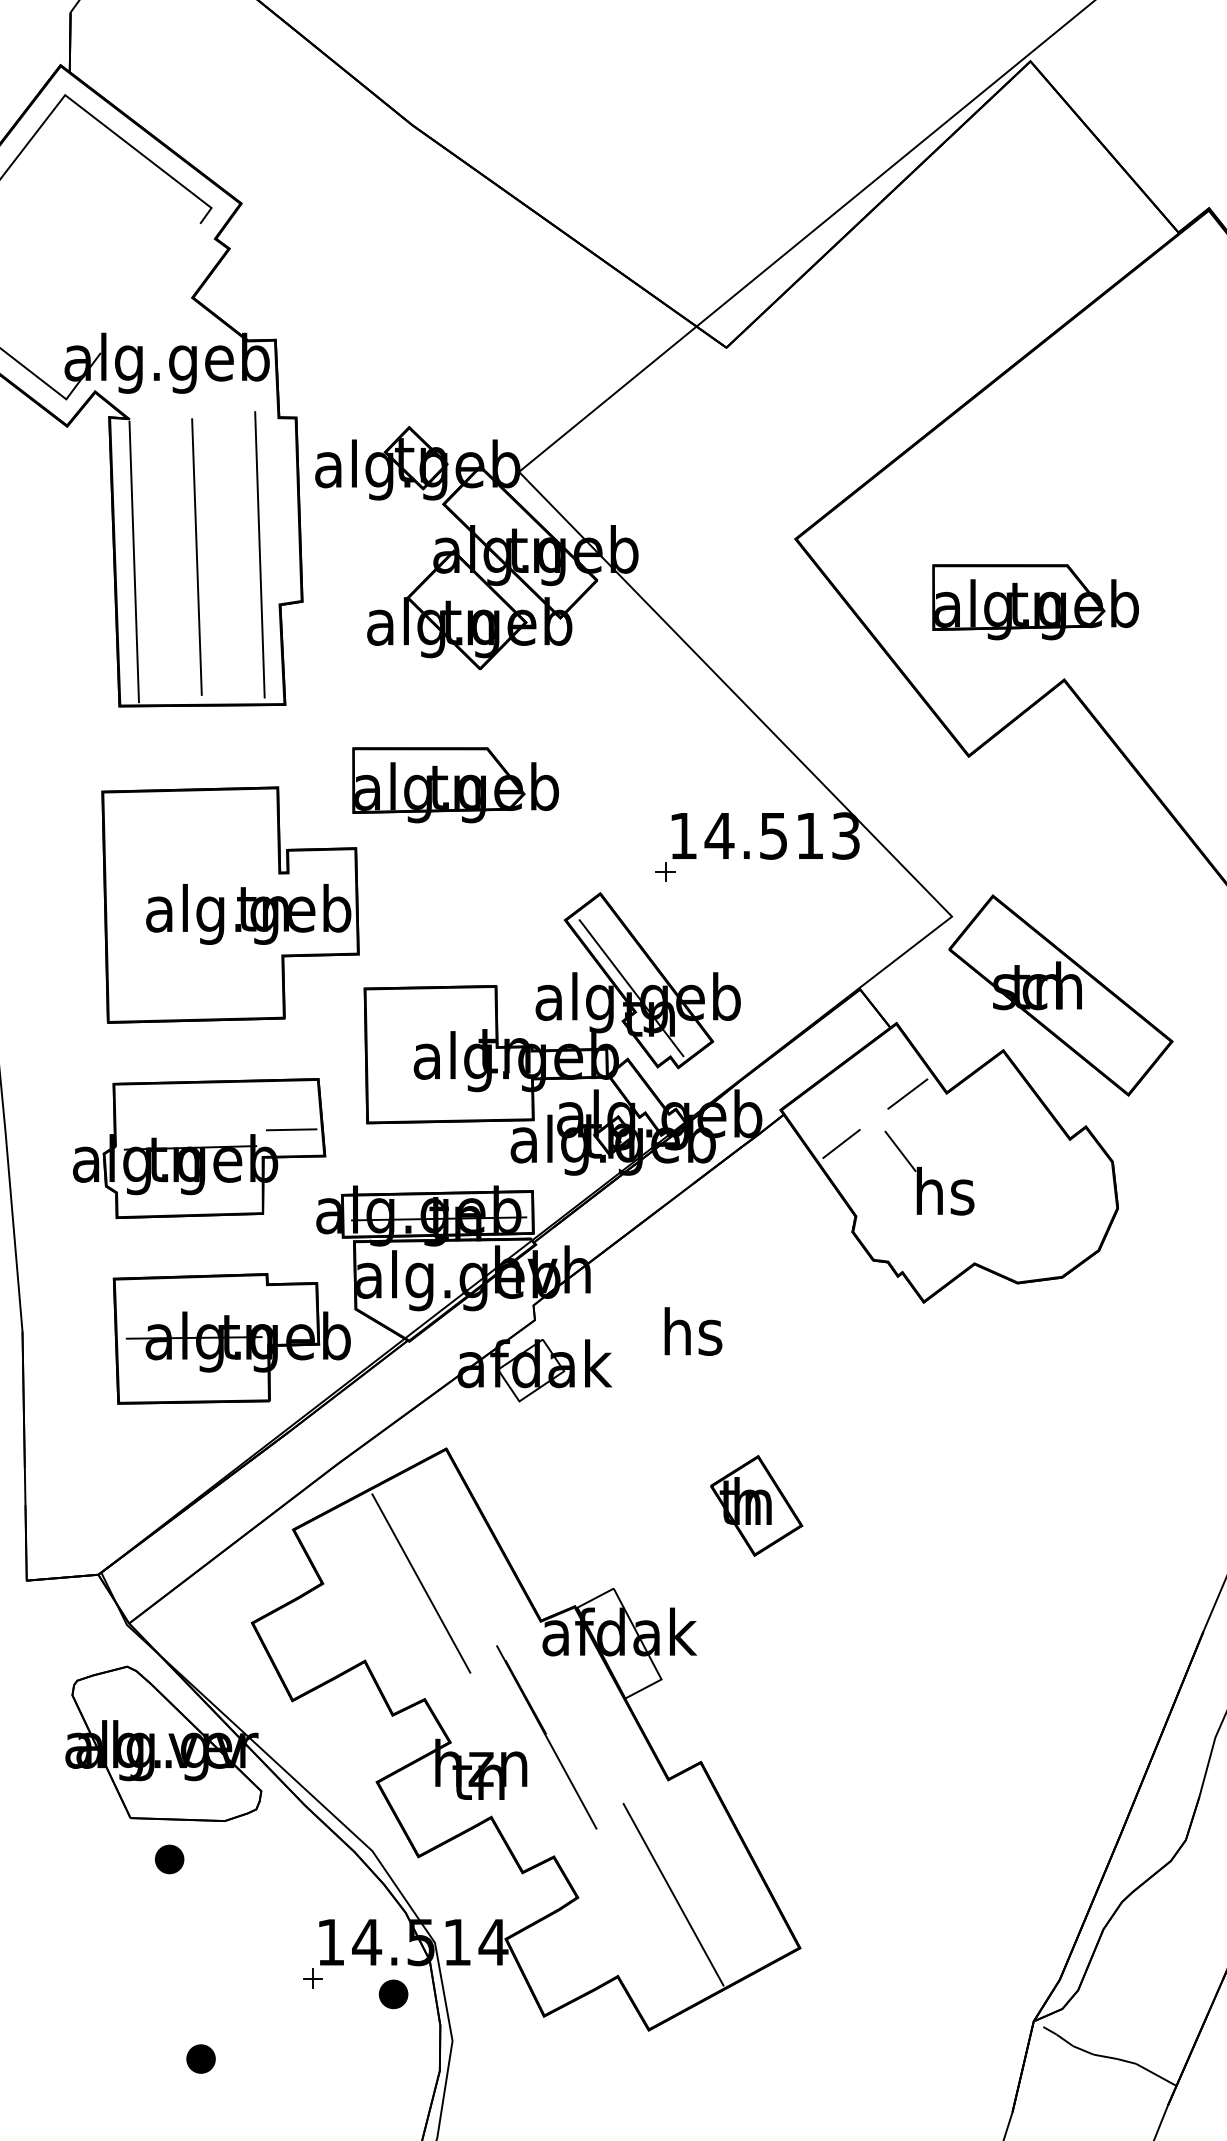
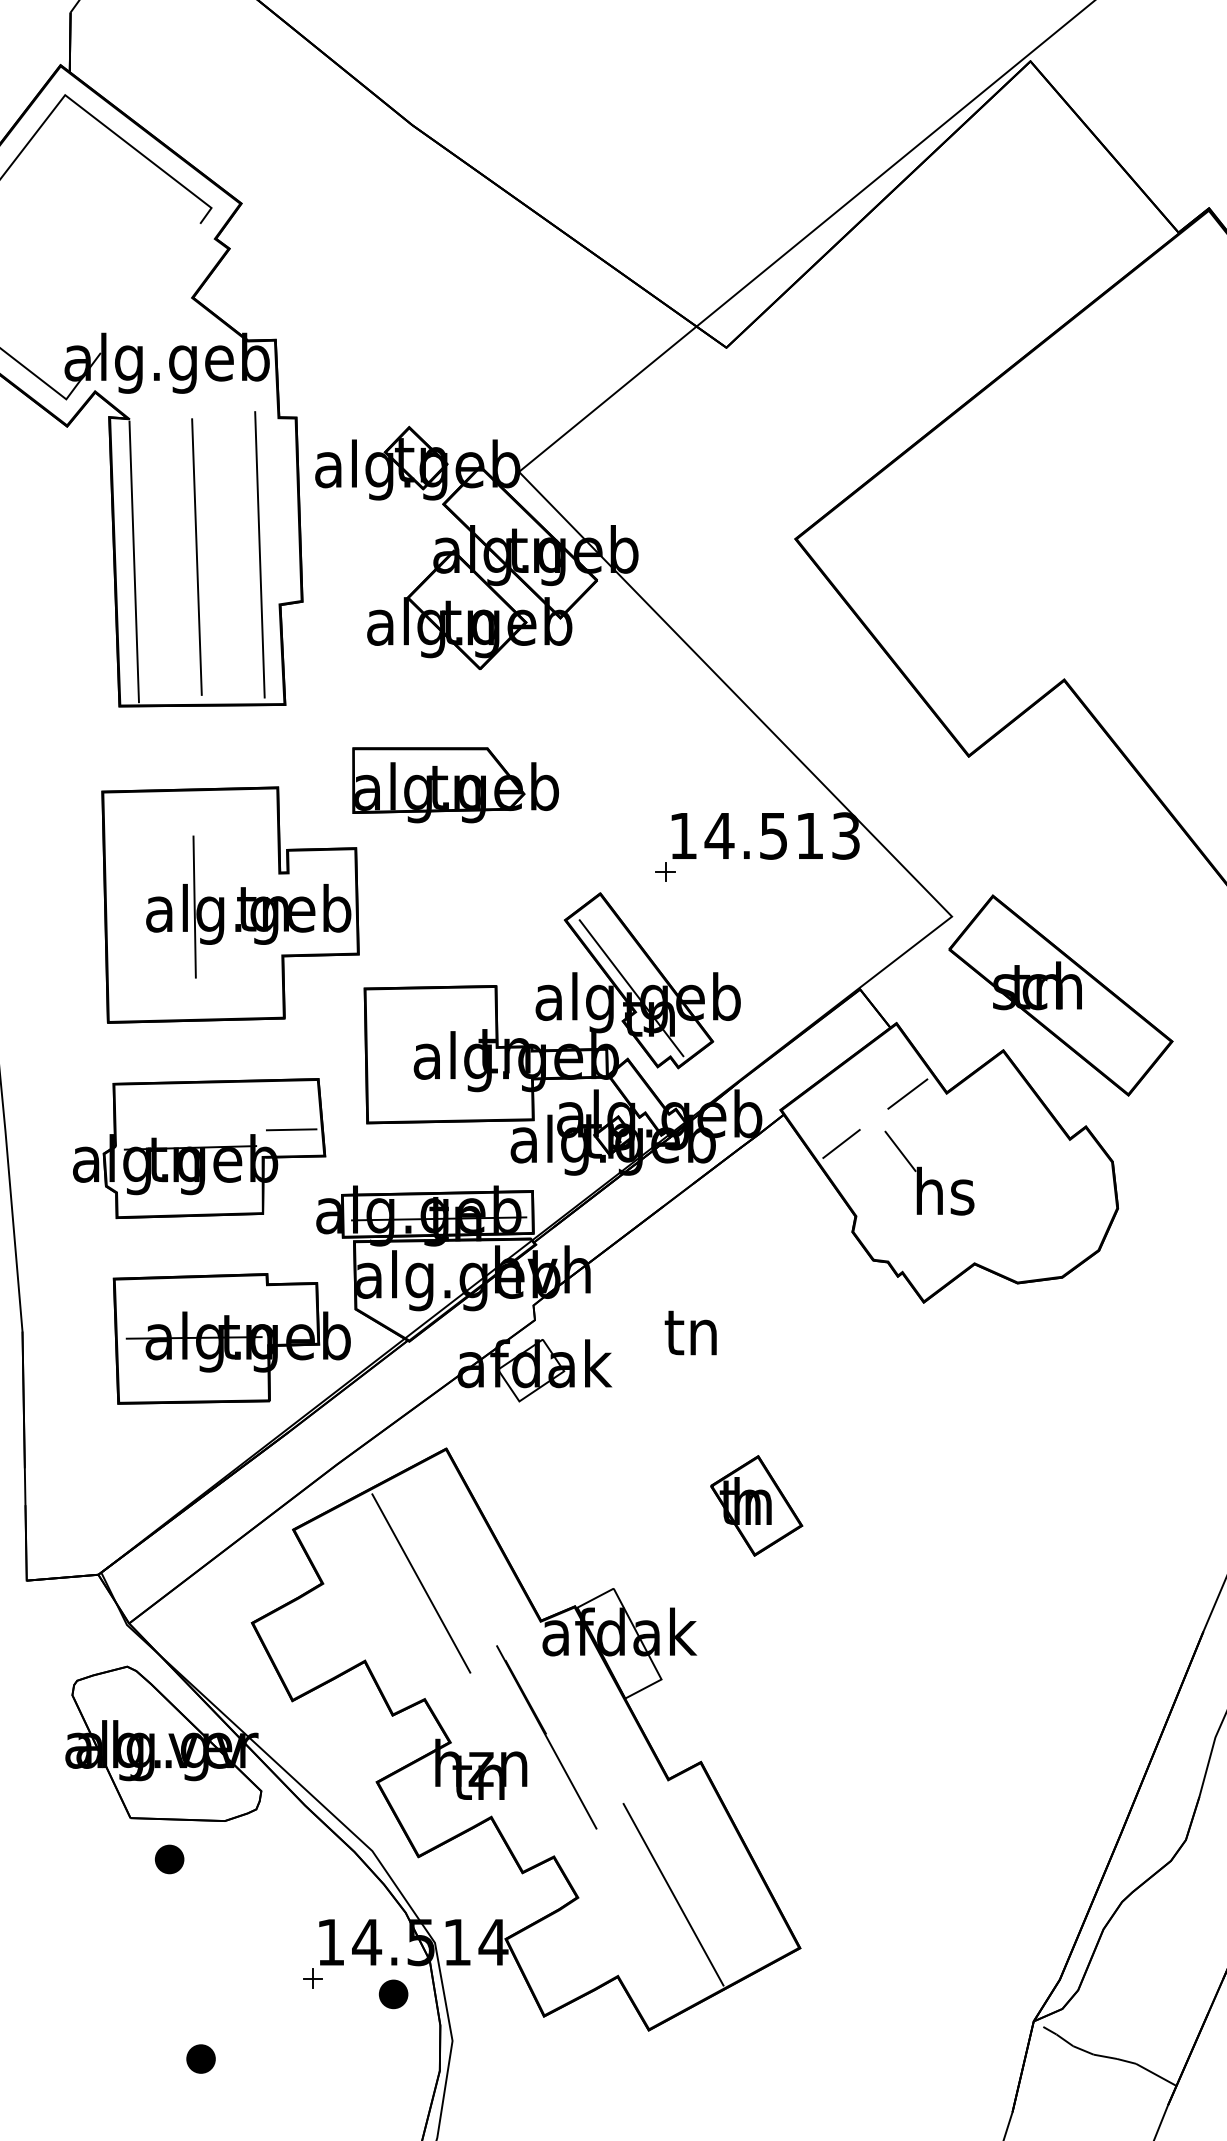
part: present -> none (1035, 602)
line: none -> present (194, 906)
text: hs -> tn (693, 1331)
